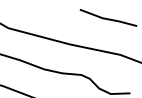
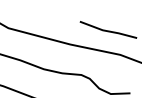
line position: (108, 18) -> (108, 30) (108, 30)
